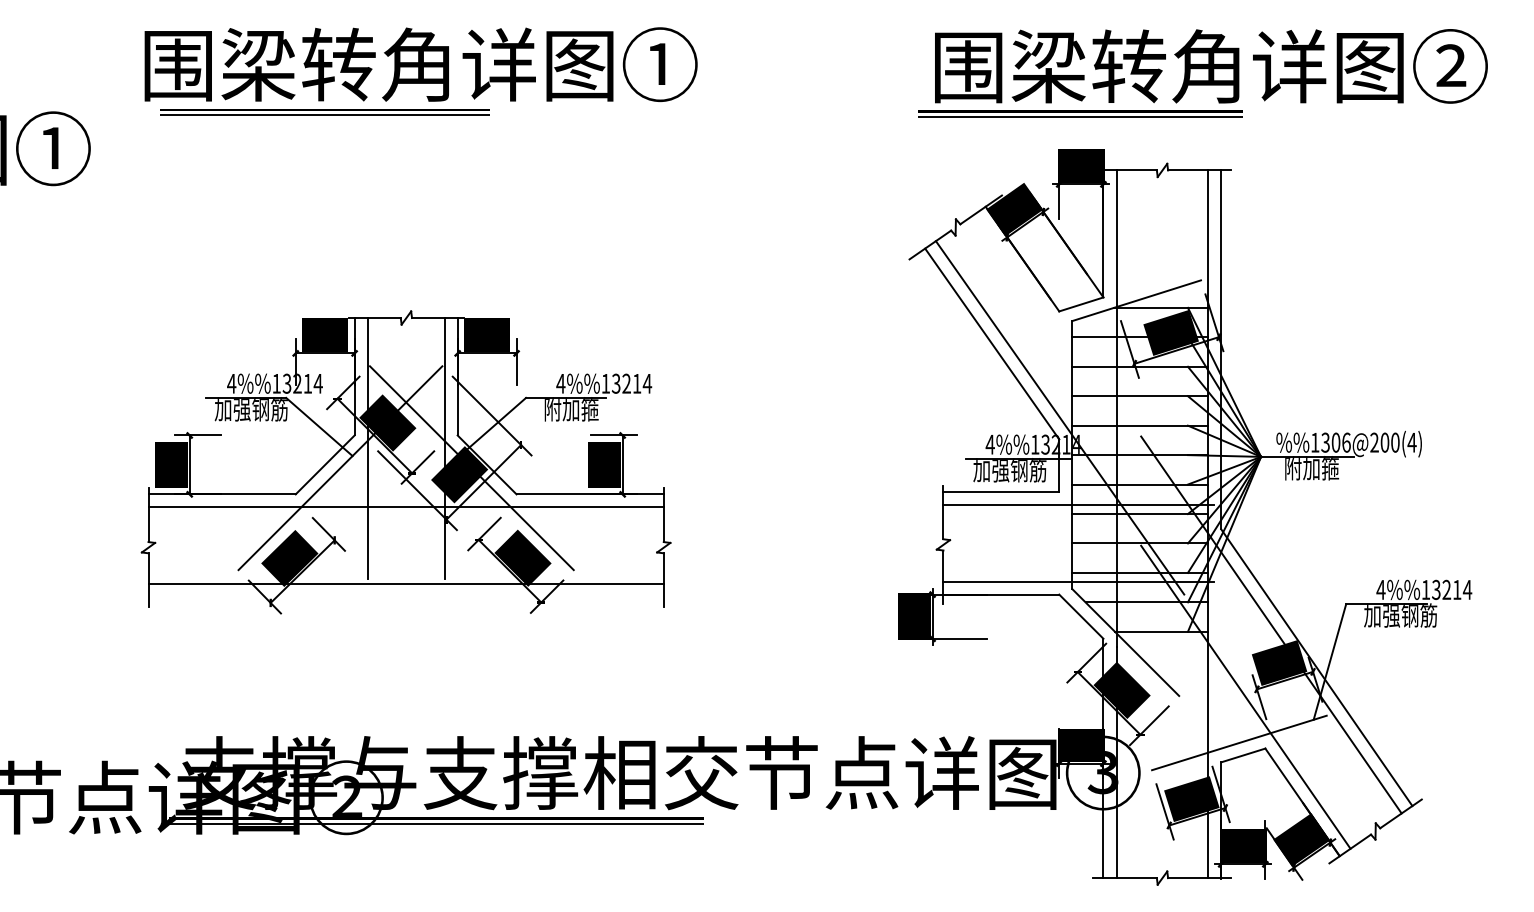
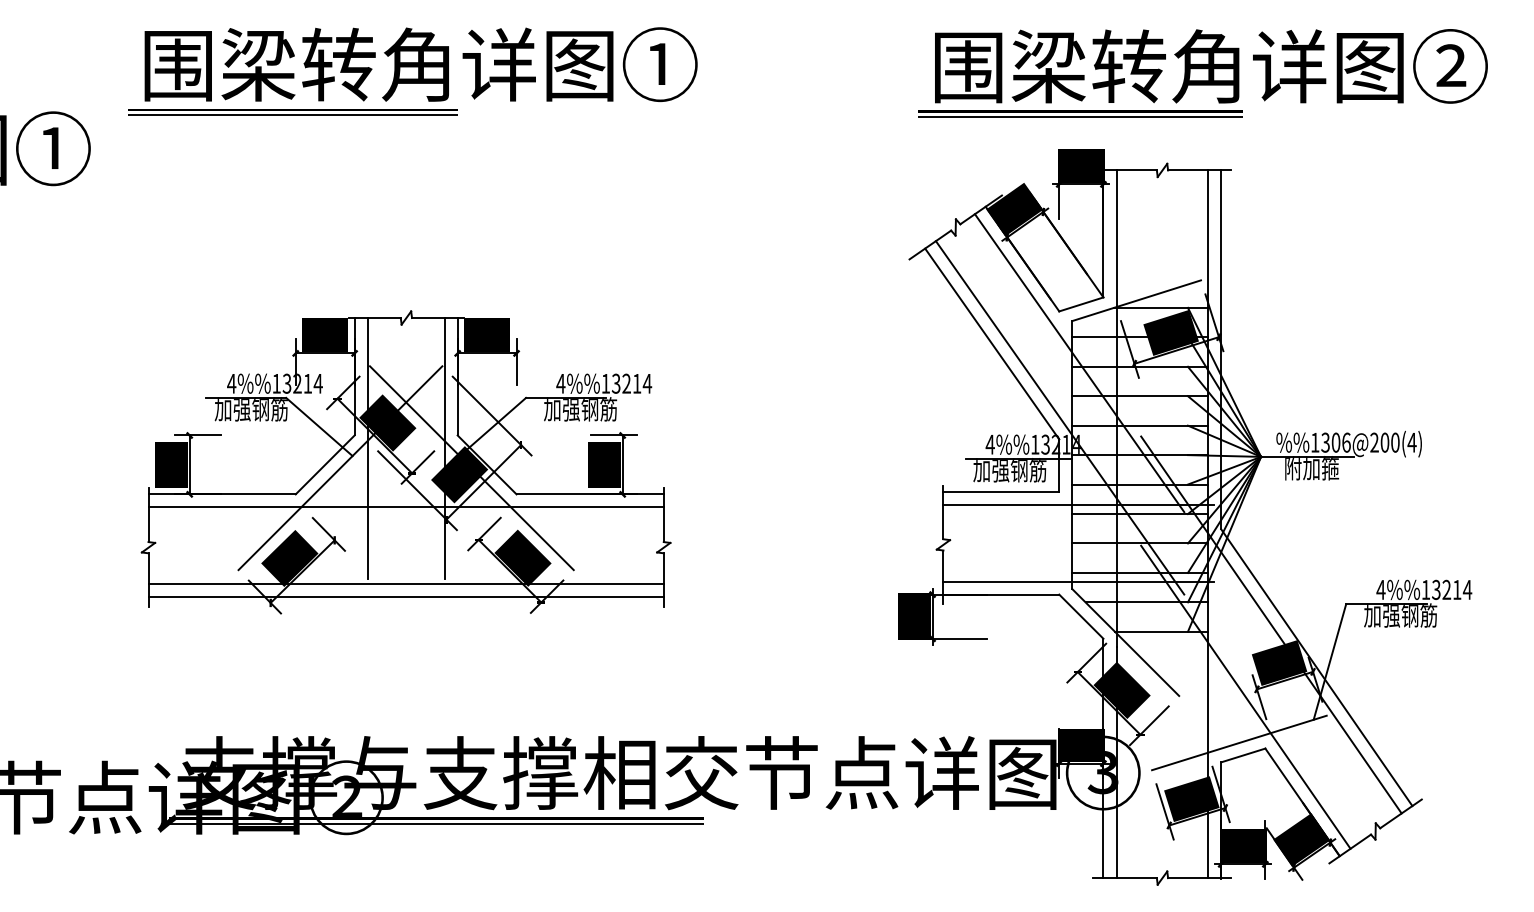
part position: (324, 112) -> (292, 112) (292, 112)
line: none -> present (1079, 363)
text: 附加箍 -> 加强钢筋 (580, 409)
line: none -> present (405, 597)
